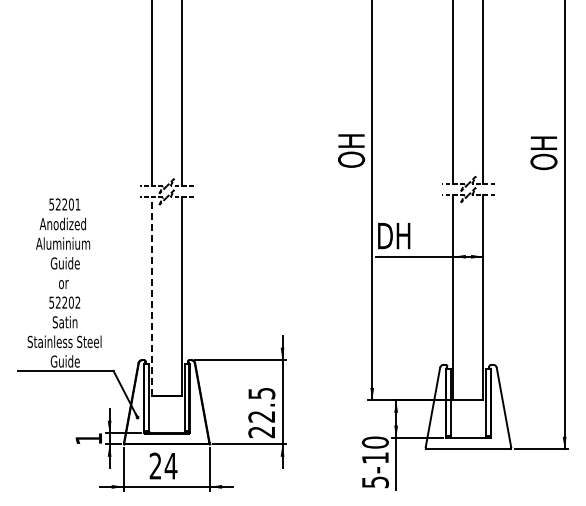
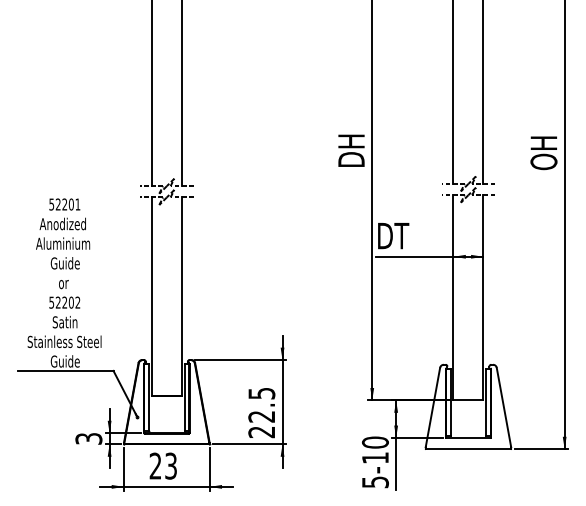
text: OH -> DH (351, 150)
text: DH -> DT (402, 236)
line: dashed -> solid (151, 296)
text: 1 -> 3 (88, 438)
text: 24 -> 23 (170, 465)
